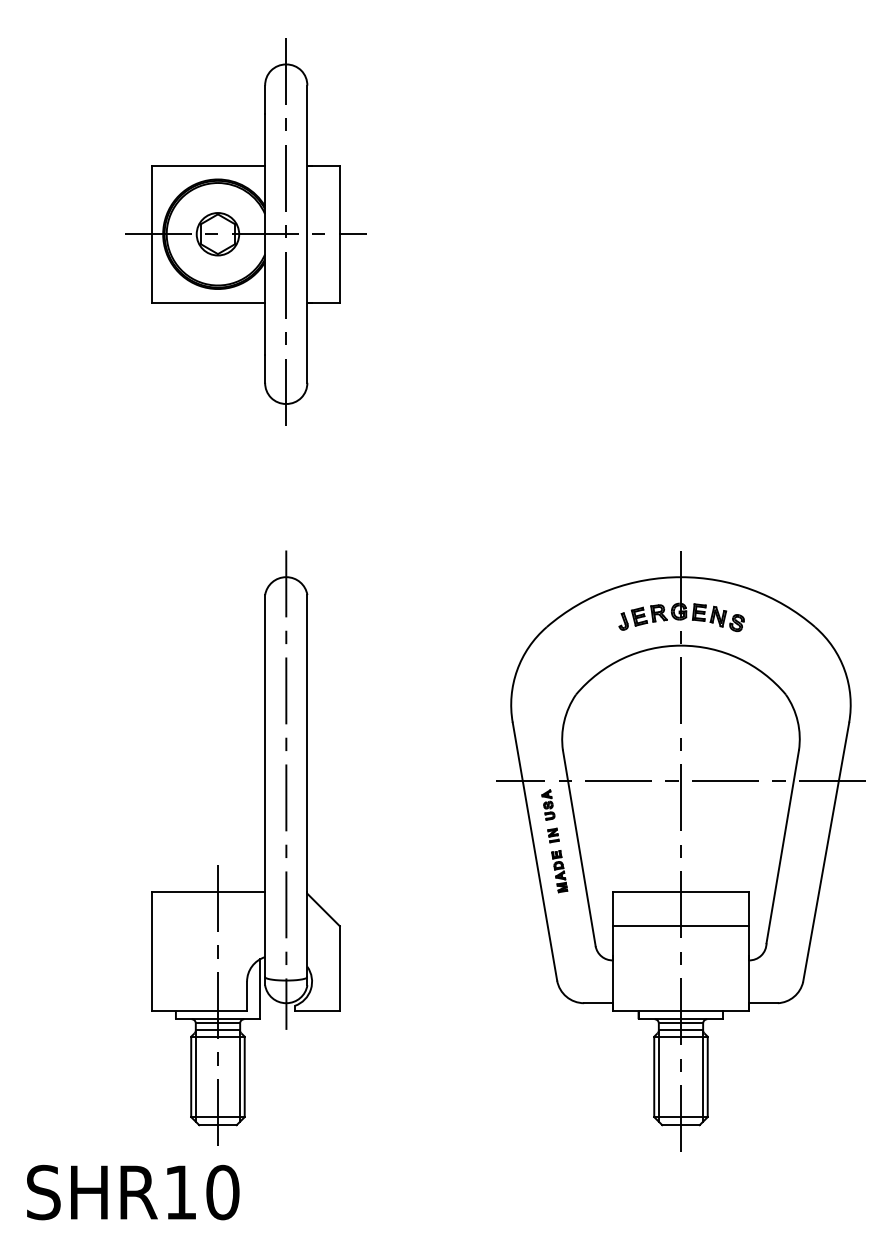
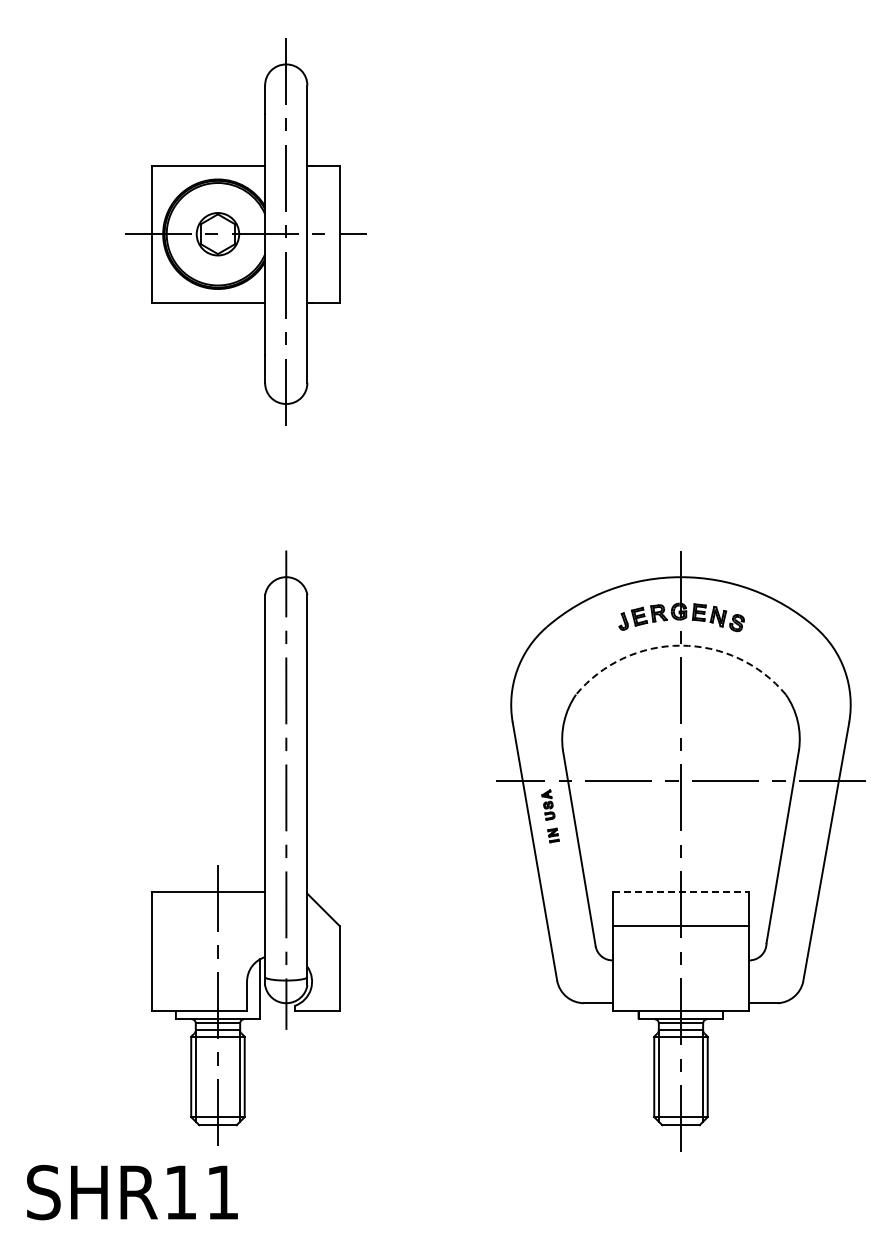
arc: solid -> dashed (680, 645)
part: present -> none (559, 871)
line: solid -> dashed (680, 891)
text: SHR10 -> SHR11 (222, 1192)
